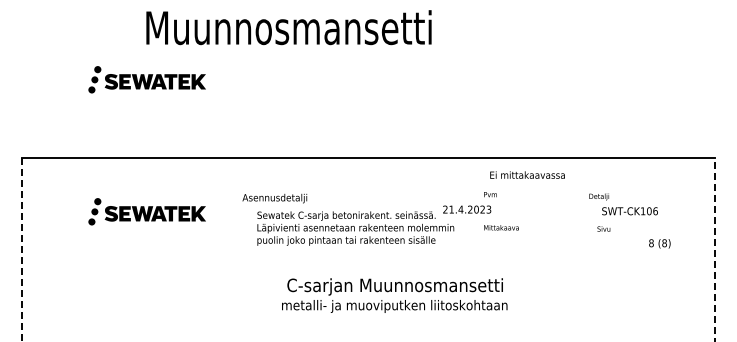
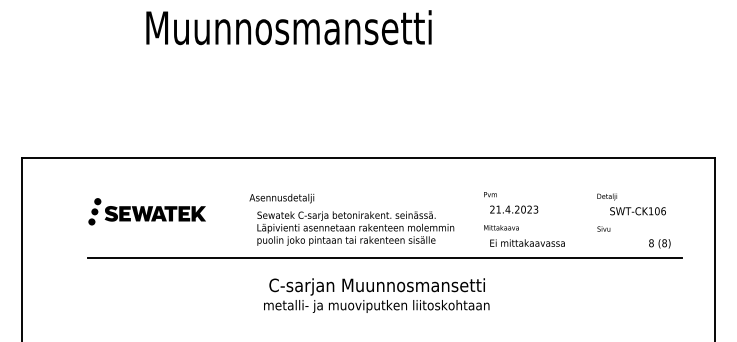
part: present -> none (146, 79)
text position: (527, 174) -> (527, 242) (527, 242)
text position: (274, 198) -> (281, 198) (281, 198)
text position: (623, 204) -> (631, 204) (631, 204)
text position: (467, 209) -> (514, 209) (514, 209)
line: dashed -> solid (22, 249)
line: dashed -> solid (714, 249)
line: none -> present (384, 258)
text position: (394, 295) -> (376, 295) (376, 295)
